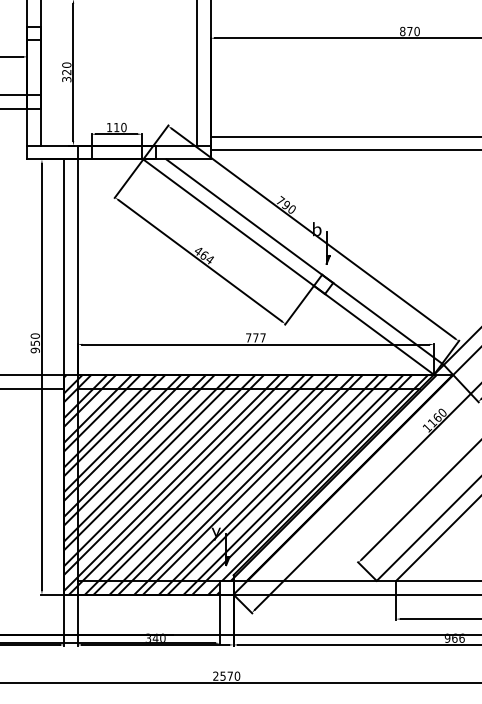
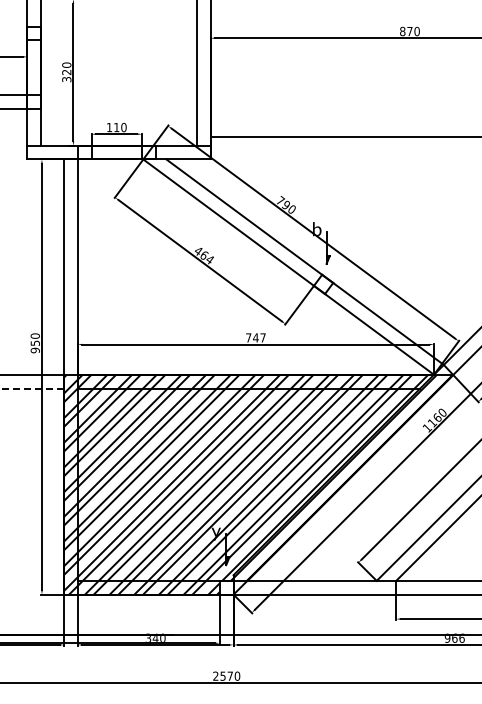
line: present -> none (344, 150)
text: 777 -> 747 (255, 337)
line: solid -> dashed (32, 388)
